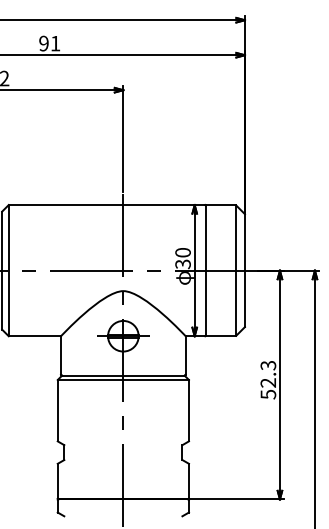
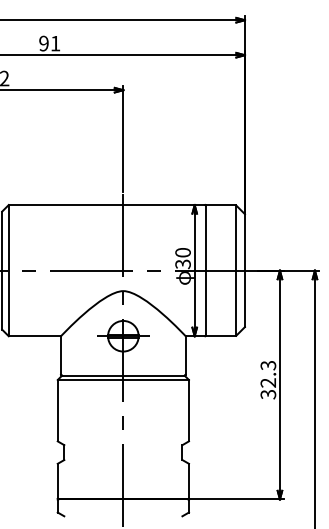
text: 52.3 -> 32.3 (267, 393)
